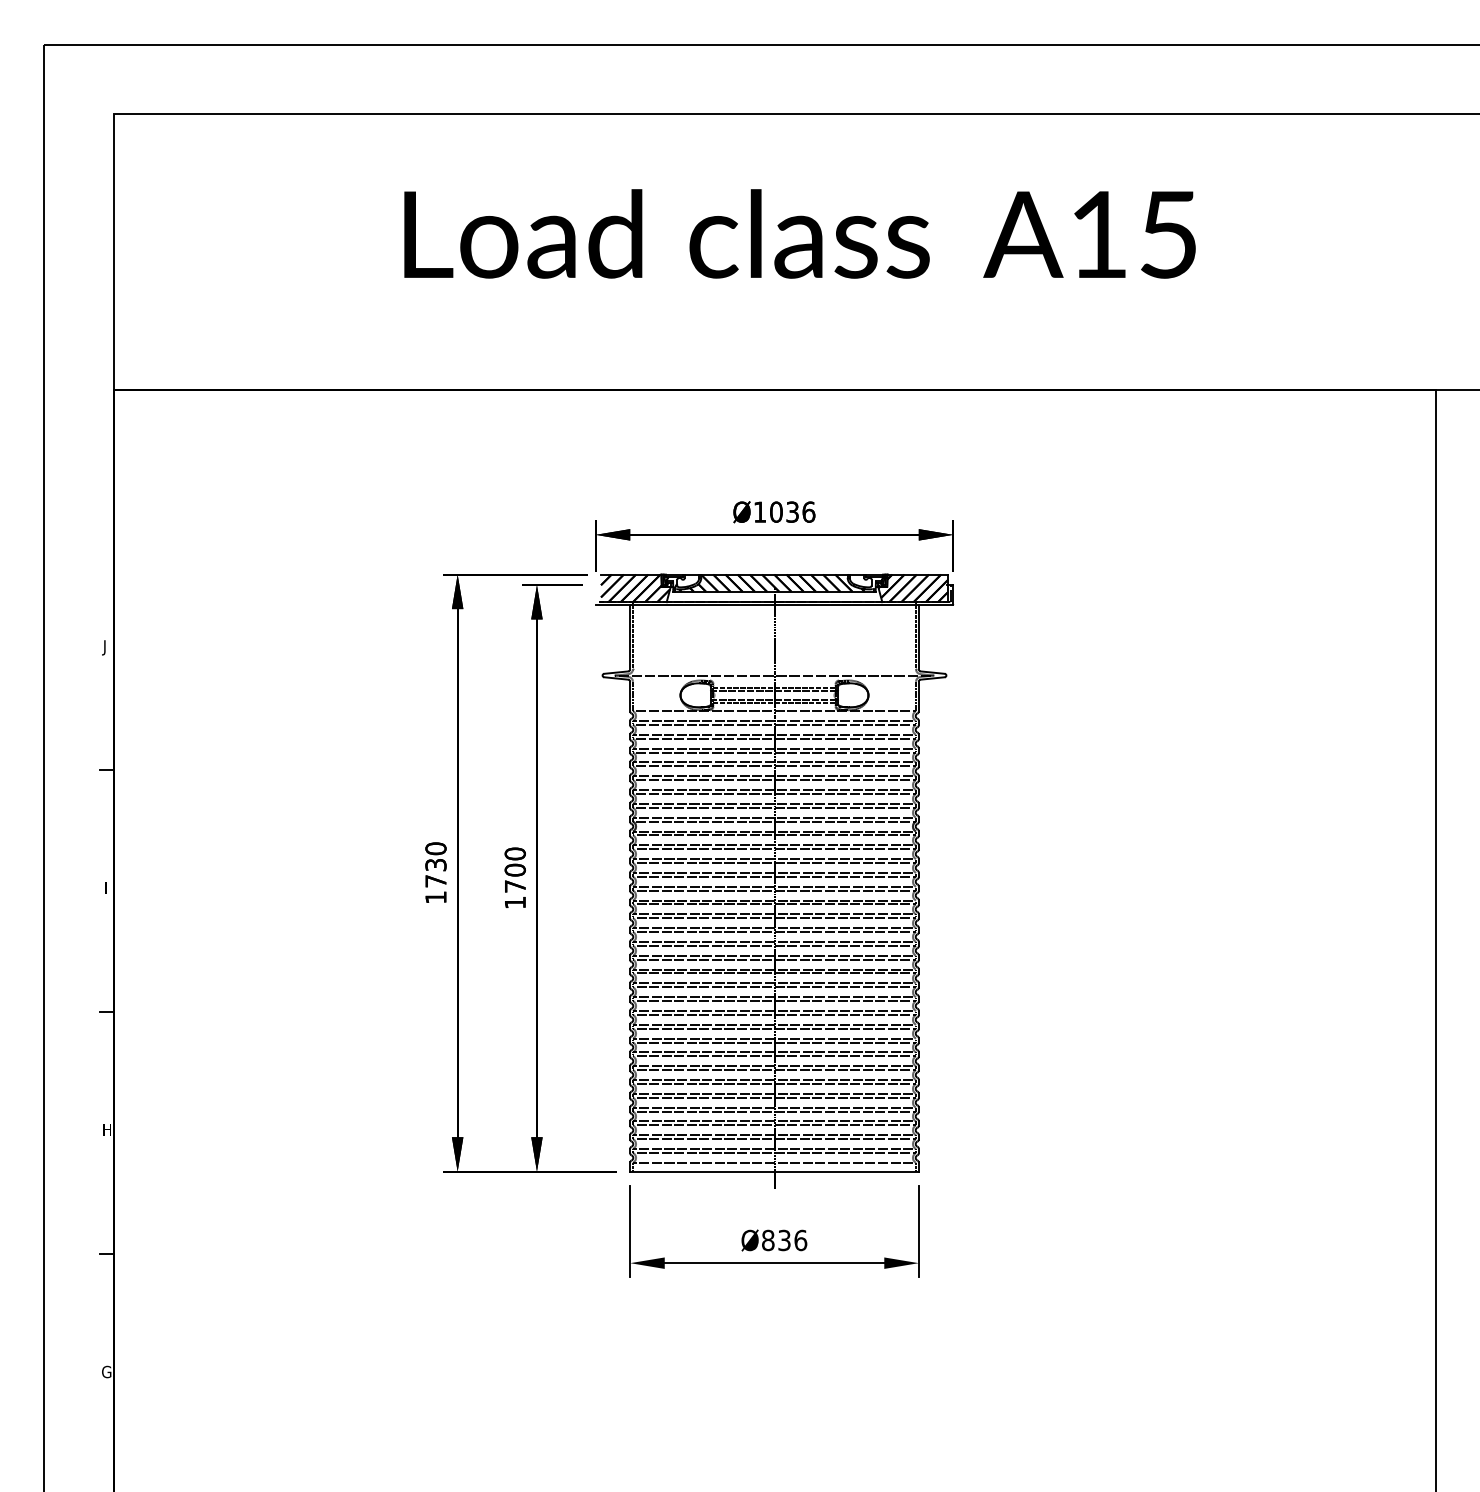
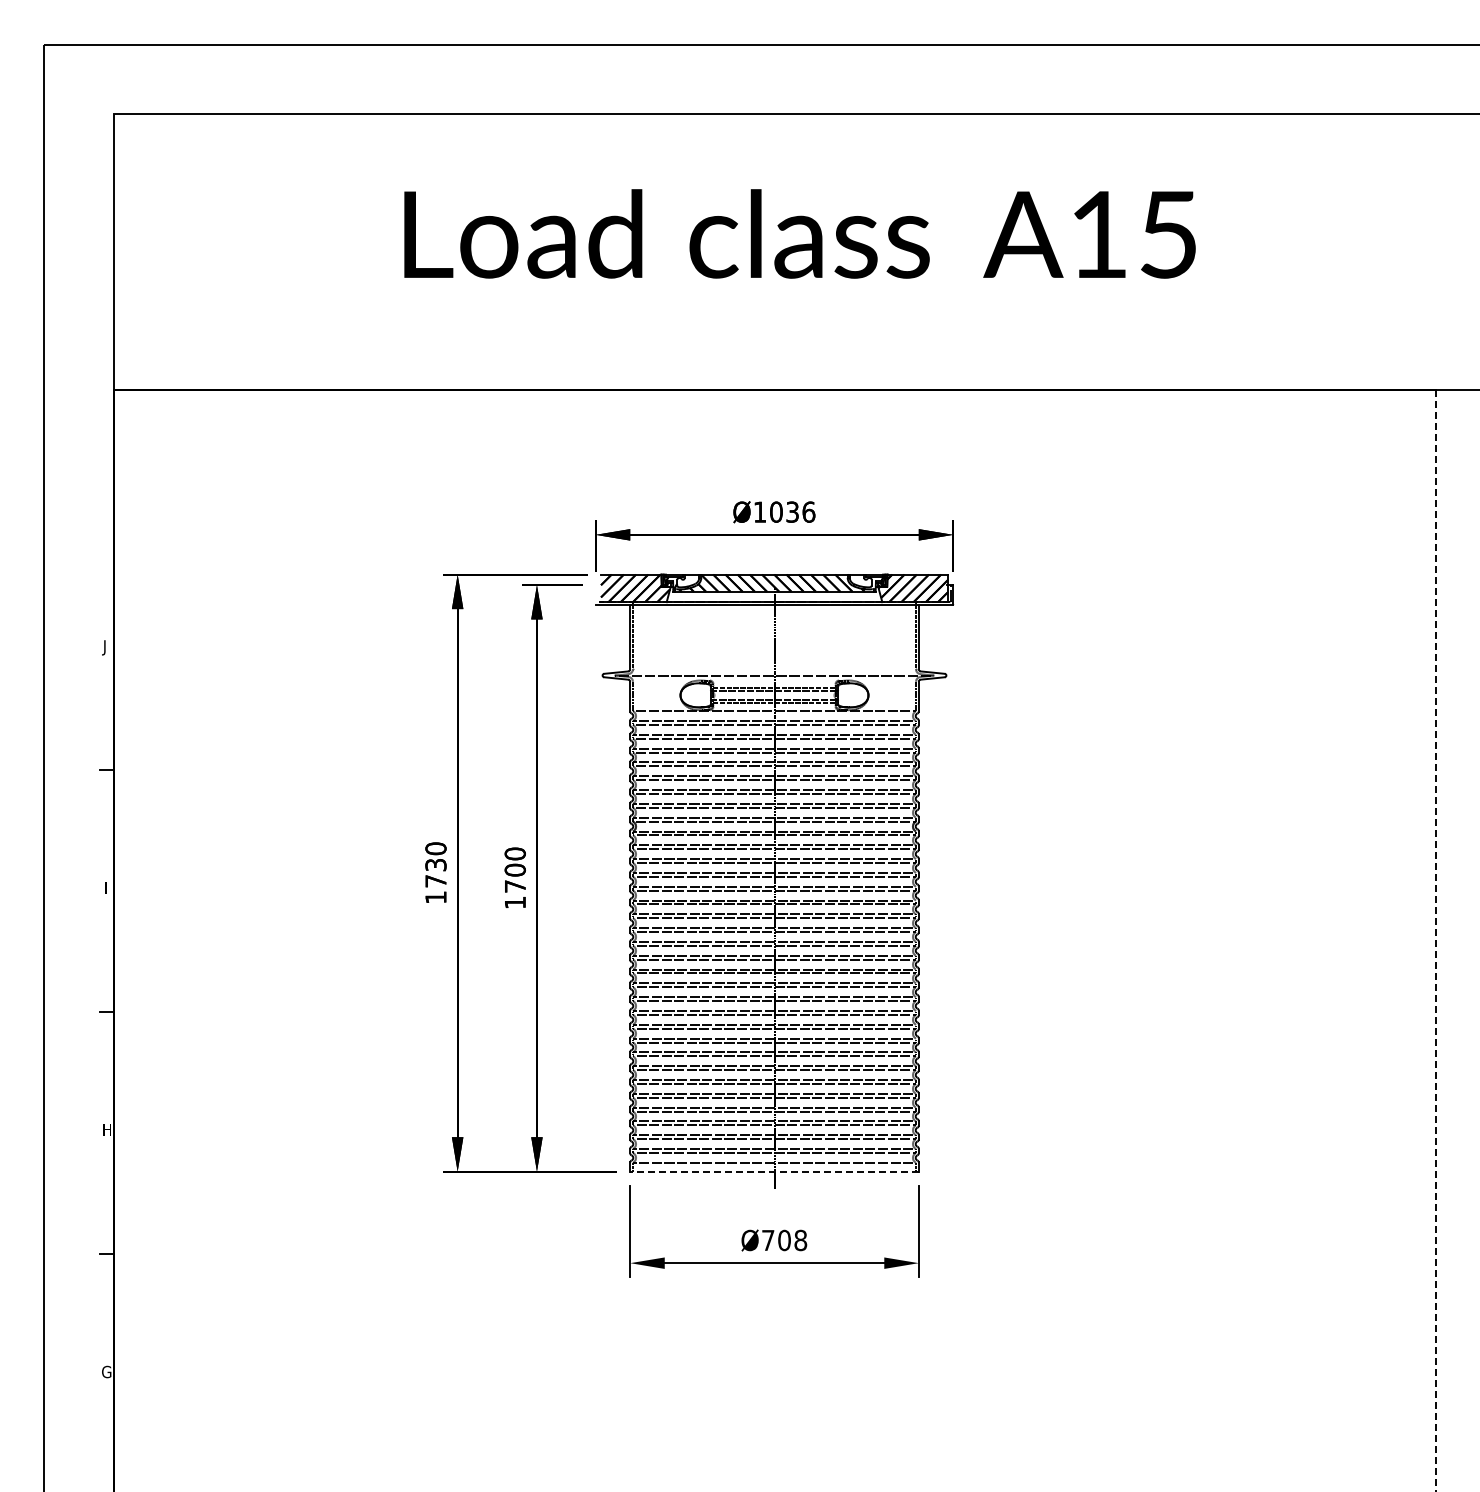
line: solid -> dashed (1435, 940)
line: solid -> dashed (774, 1171)
text: Ø836 -> Ø708 (784, 1240)
